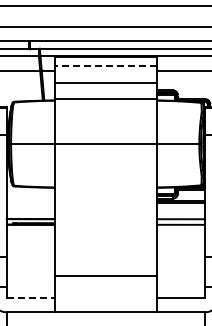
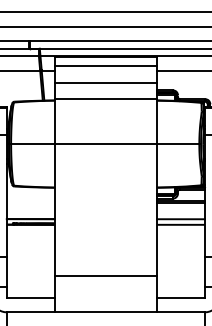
line position: (105, 6) -> (105, 12) (105, 12)
line: dashed -> solid (105, 66)
line: dashed -> solid (30, 297)
